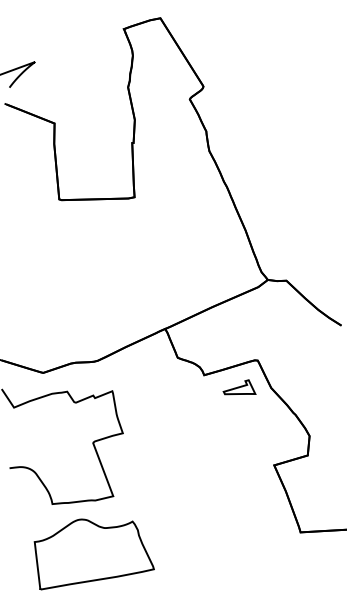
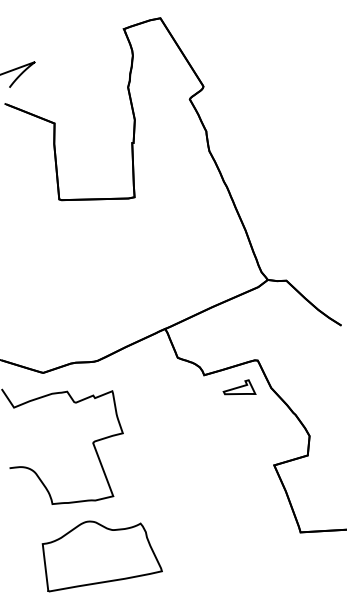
part position: (93, 554) -> (101, 556) (101, 556)
